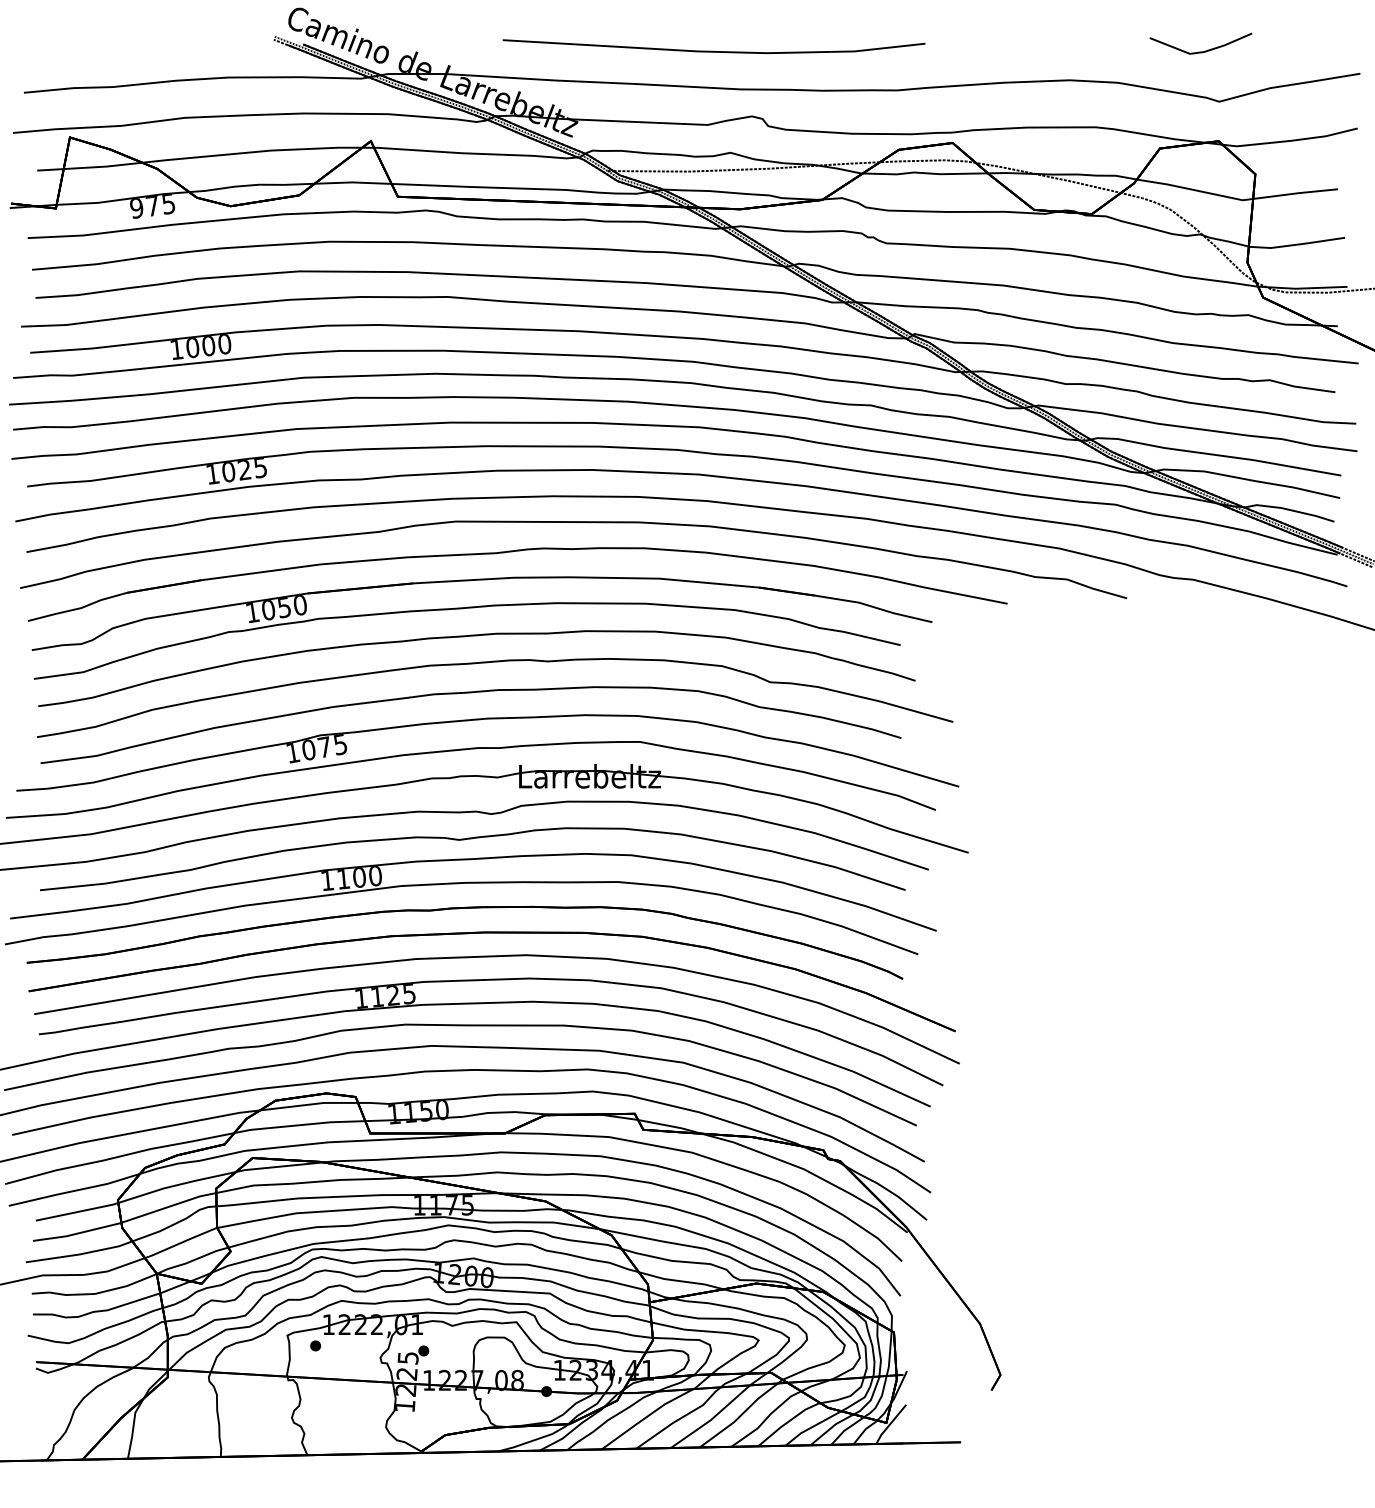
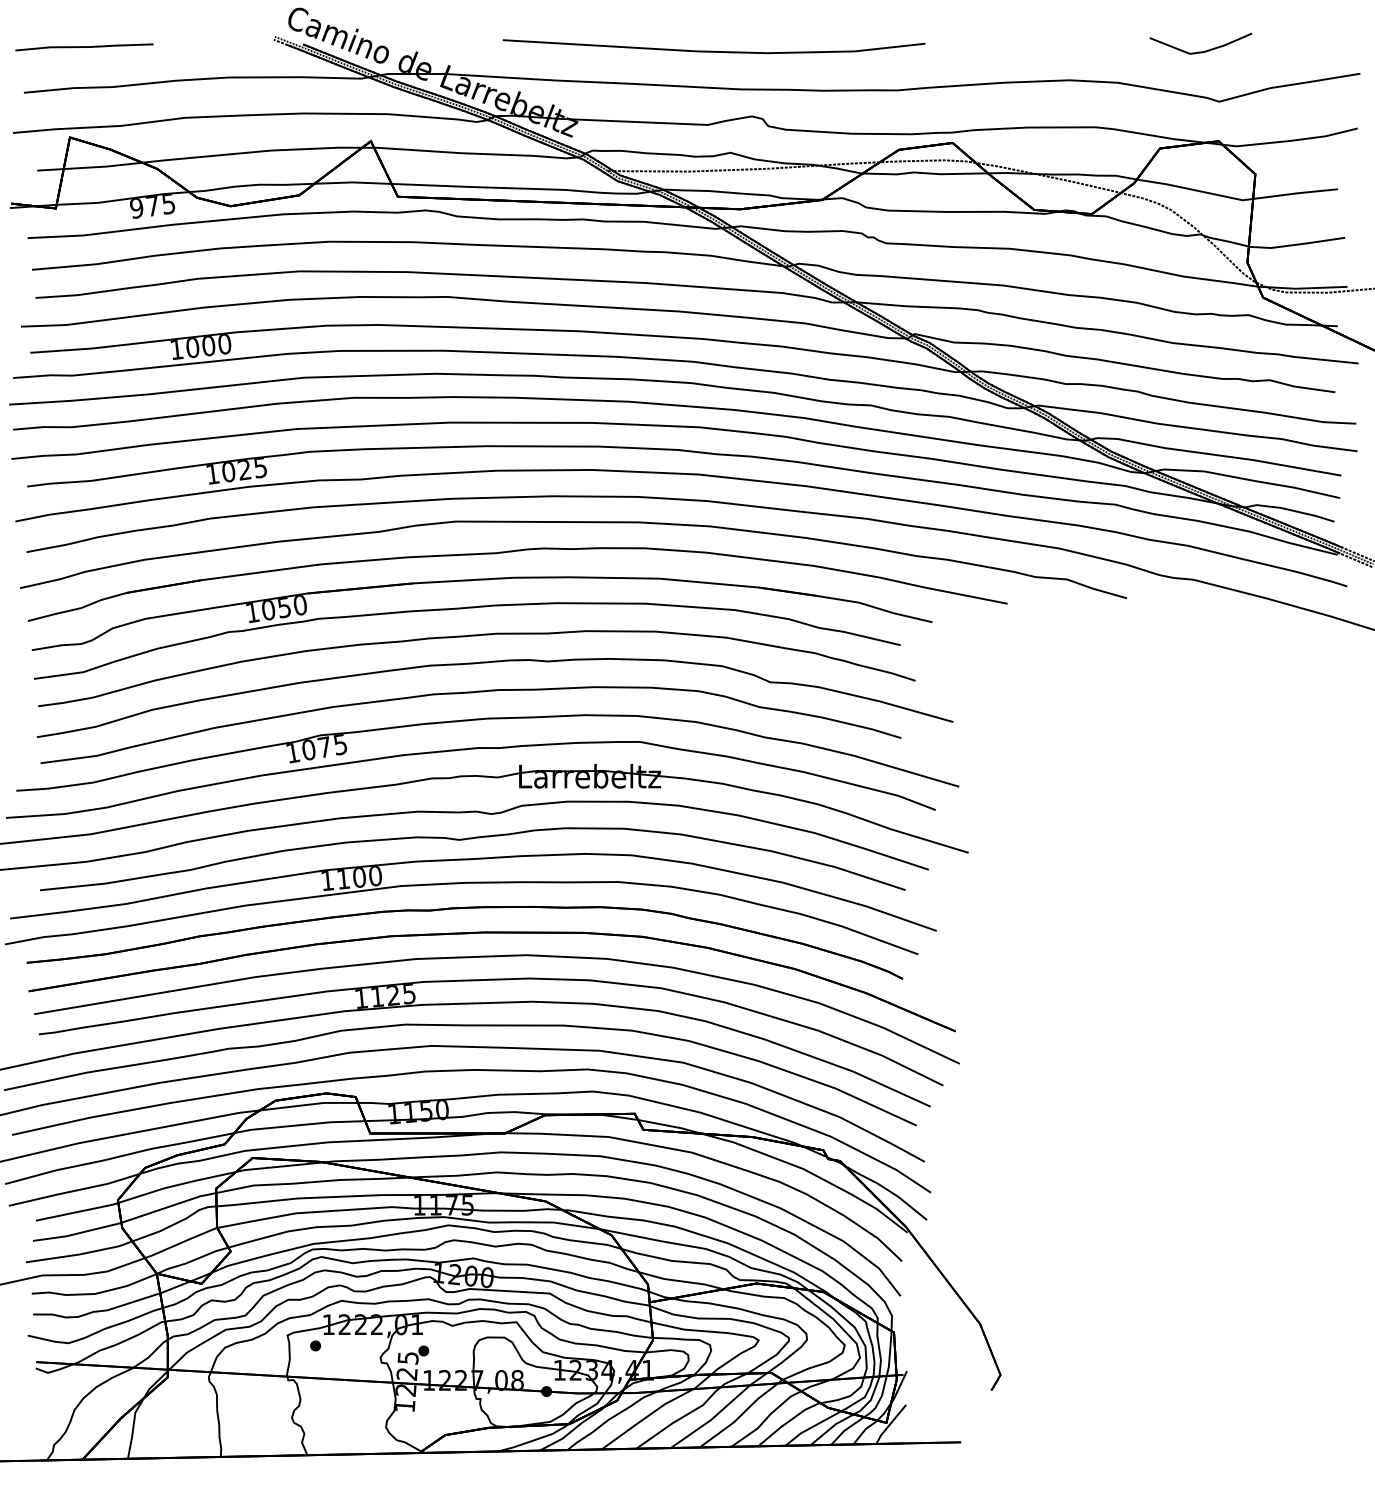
line: none -> present (84, 47)
